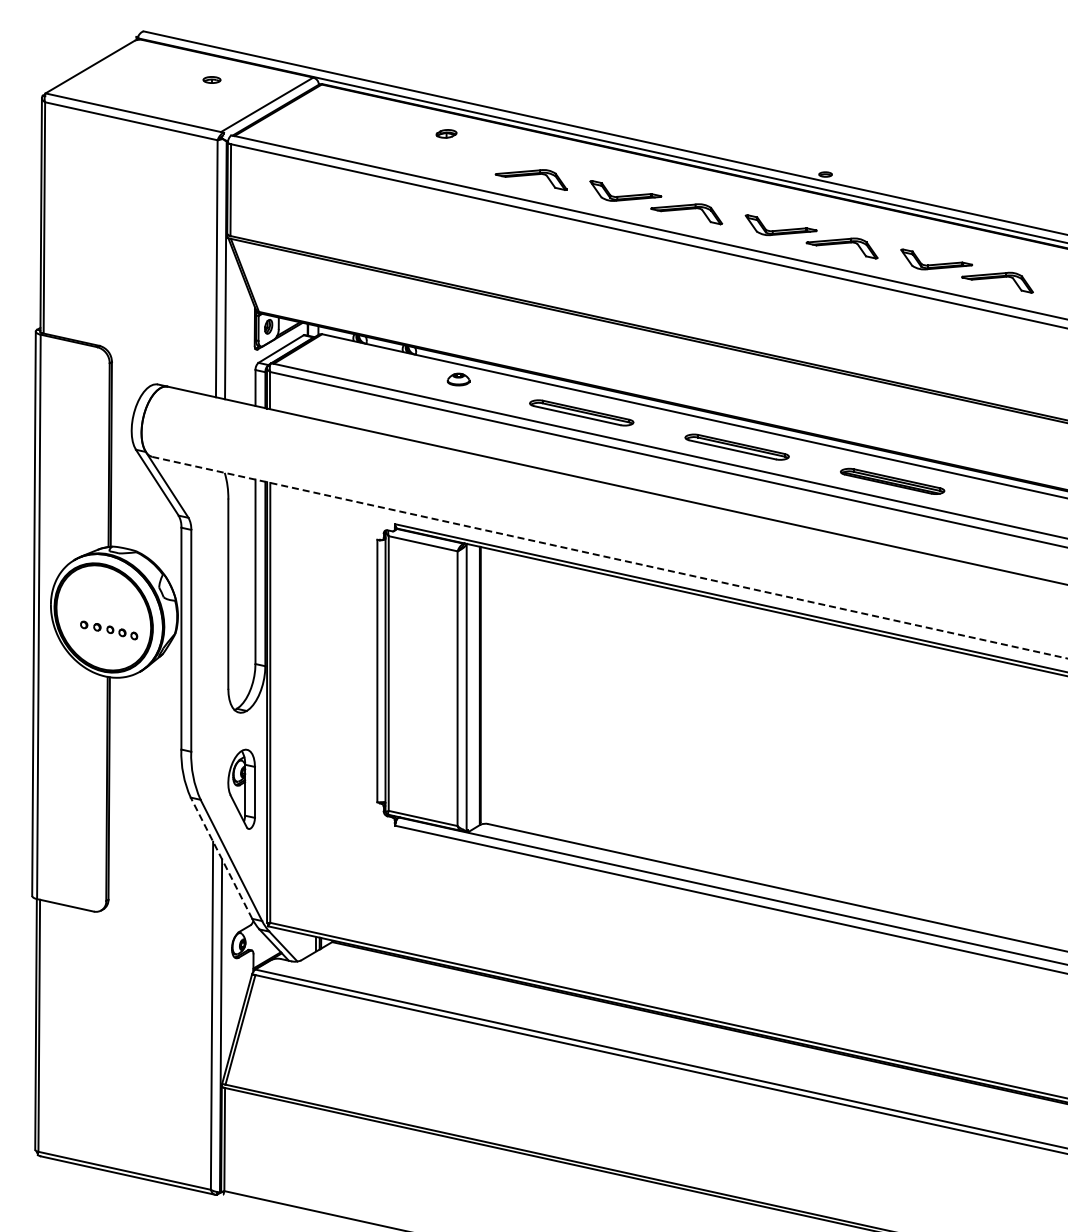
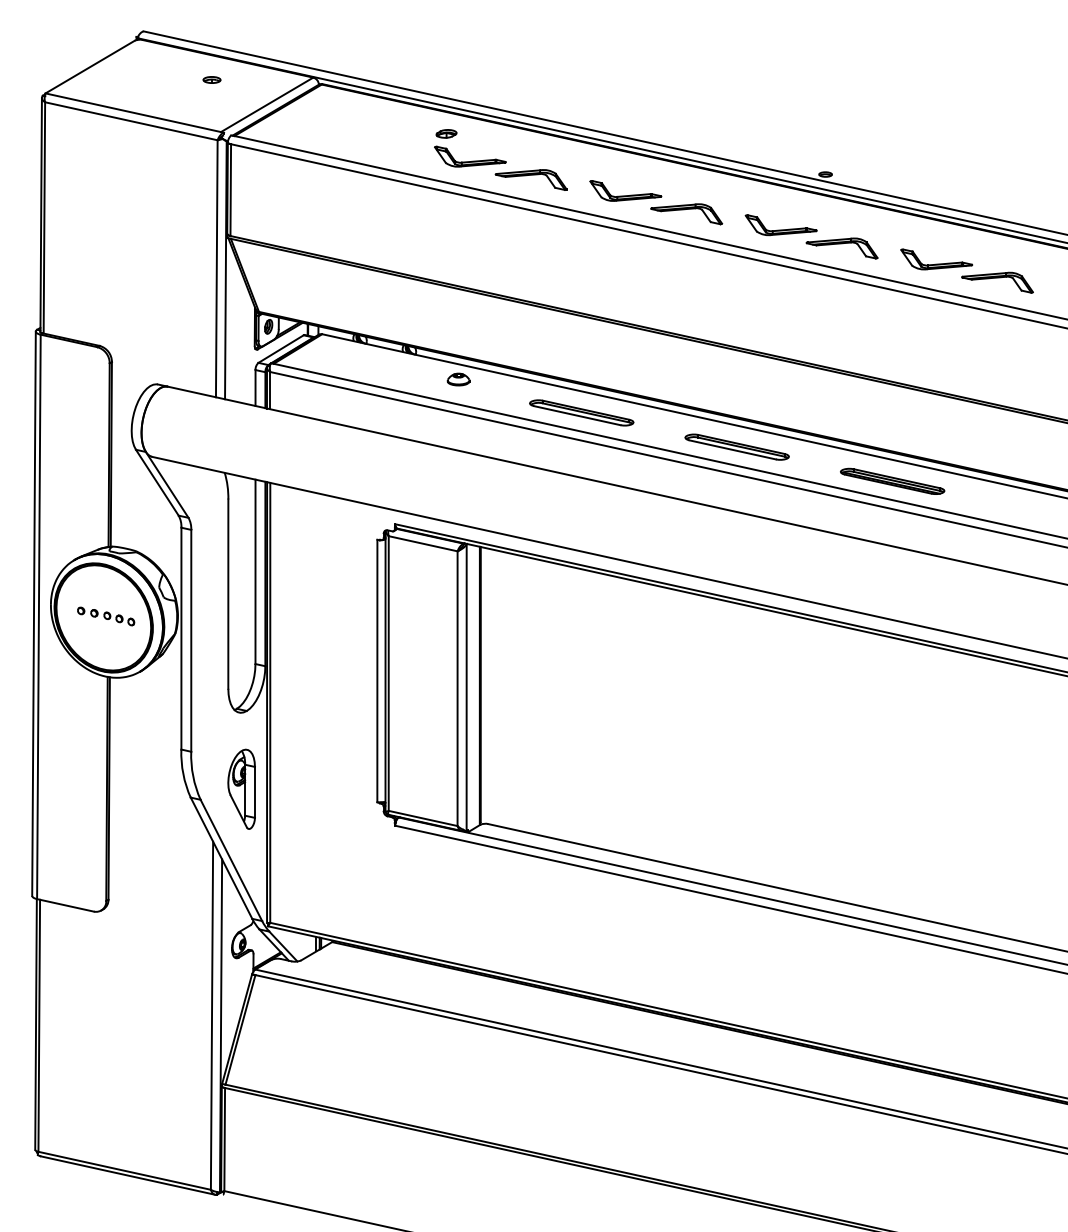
part: none -> present (470, 156)
line: dashed -> solid (610, 557)
part position: (109, 630) -> (106, 616) (106, 616)
line: dashed -> solid (221, 858)
